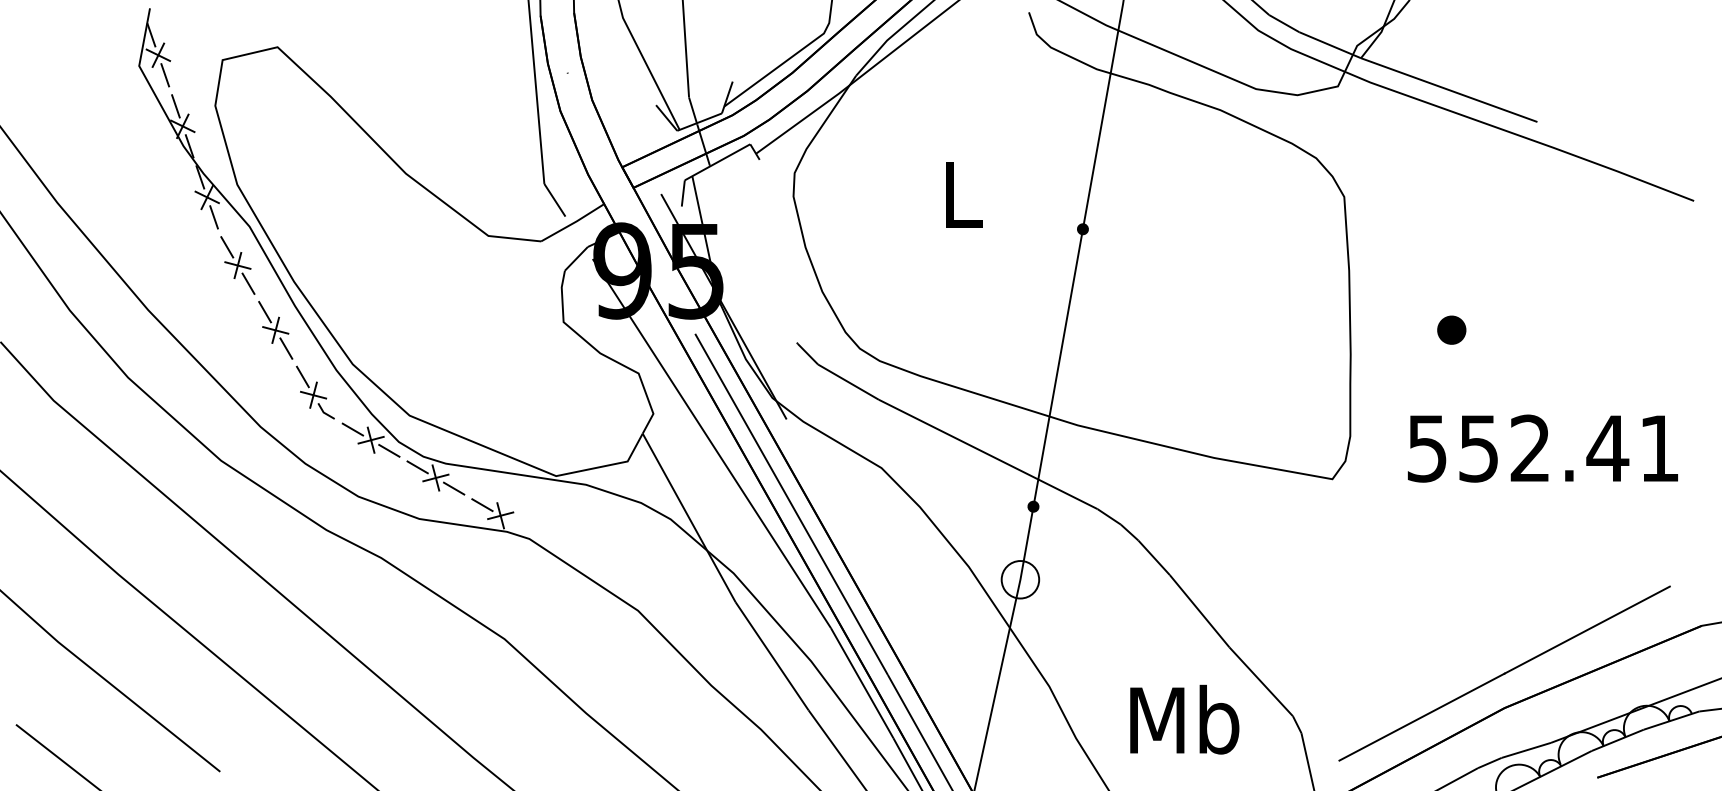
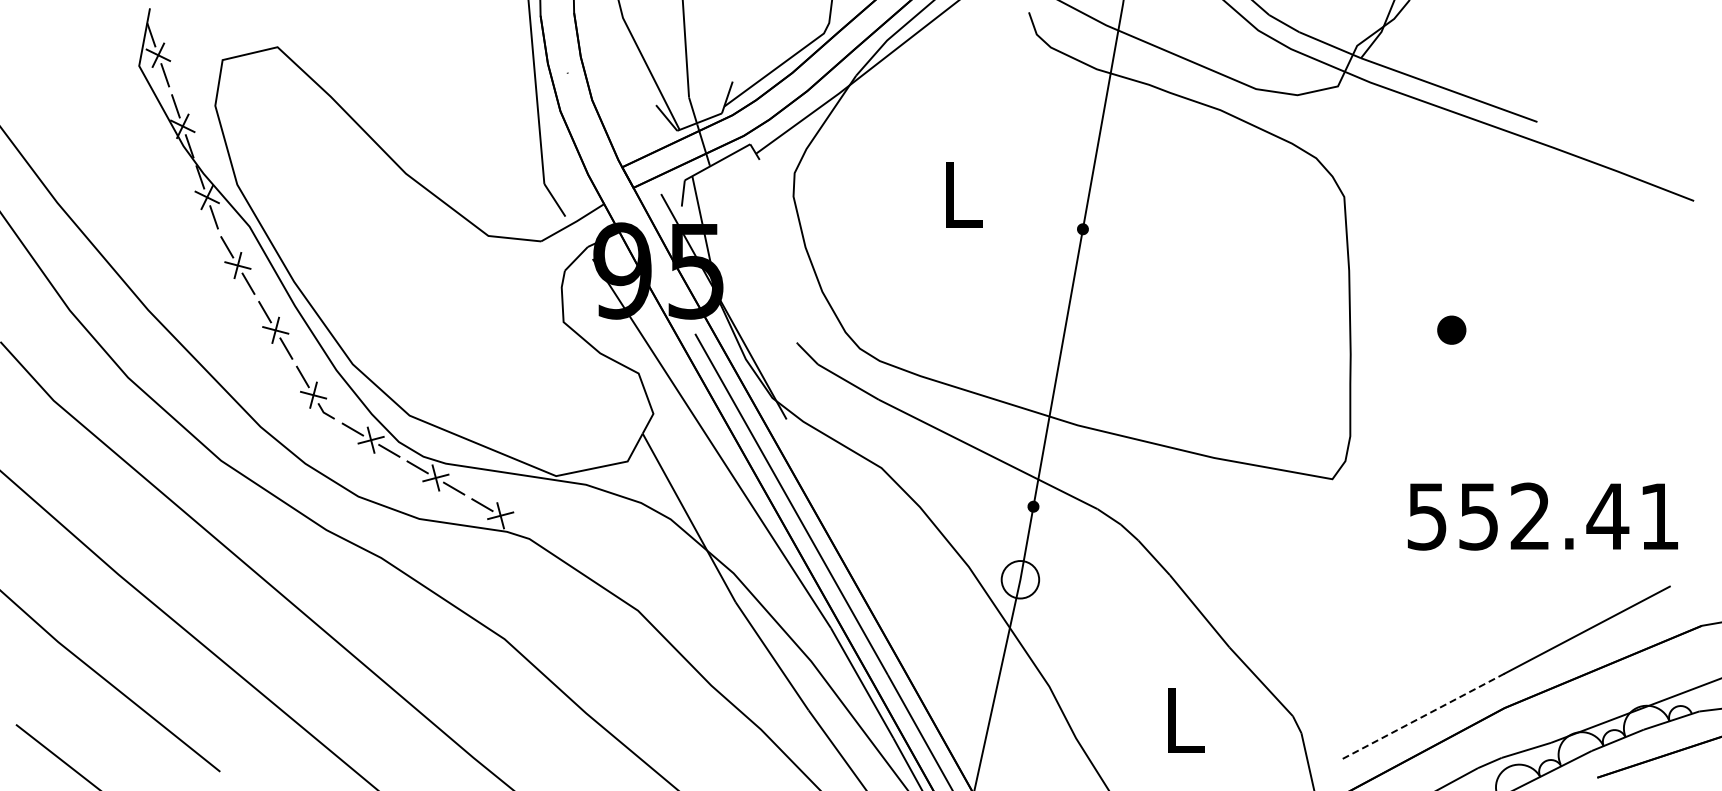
text position: (1542, 448) -> (1542, 516) (1542, 516)
line: solid -> dashed (1421, 717)
text: Mb -> L (1184, 719)
